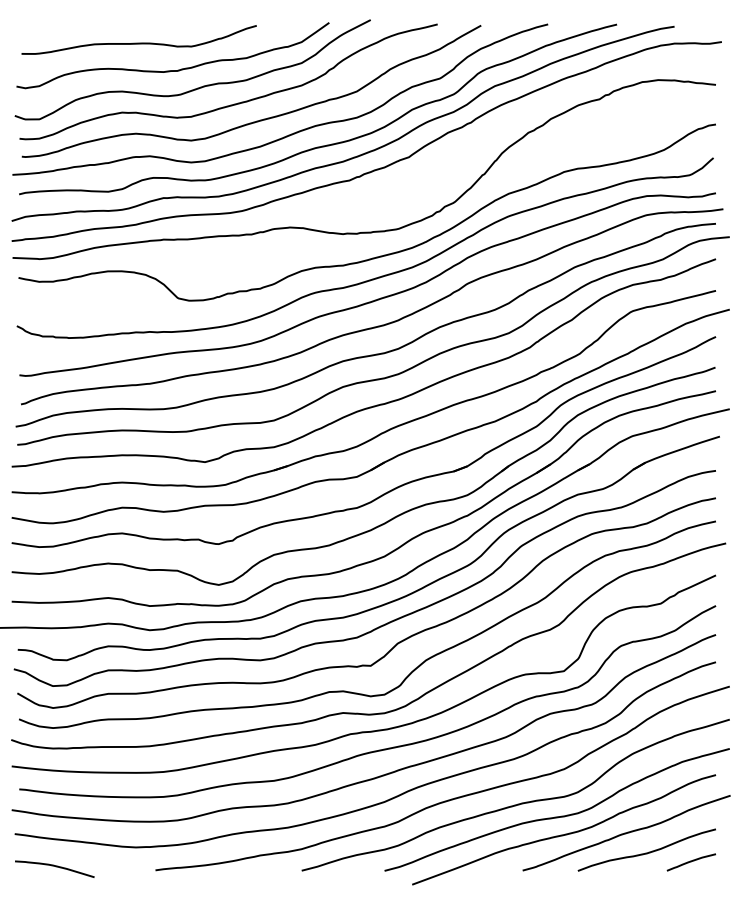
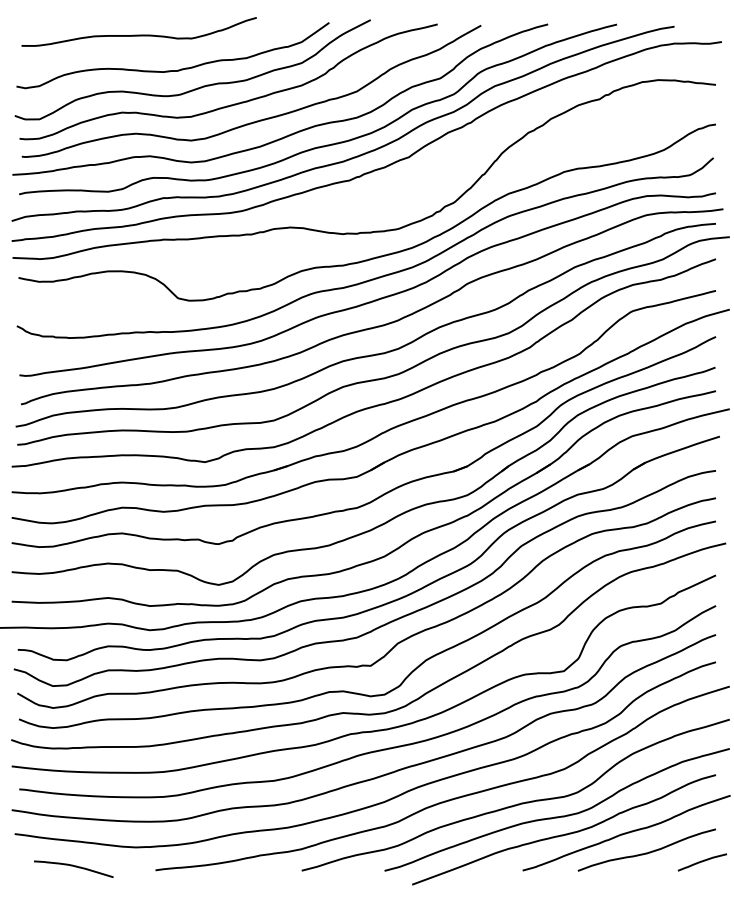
curve position: (138, 42) -> (138, 34) (138, 34)
curve position: (690, 862) -> (701, 862) (701, 862)
curve position: (54, 866) -> (73, 866) (73, 866)
